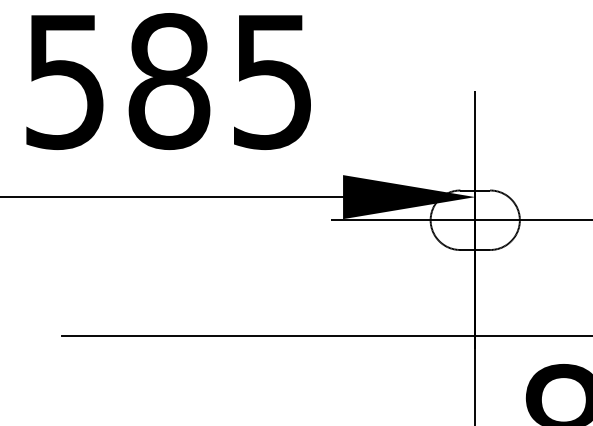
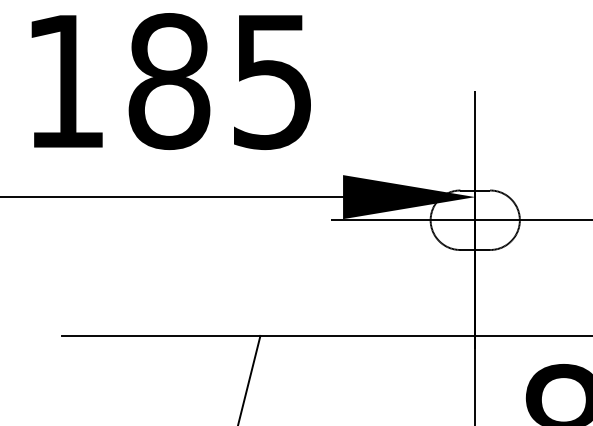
text: 585 -> 185 (64, 82)
line: none -> present (249, 378)
